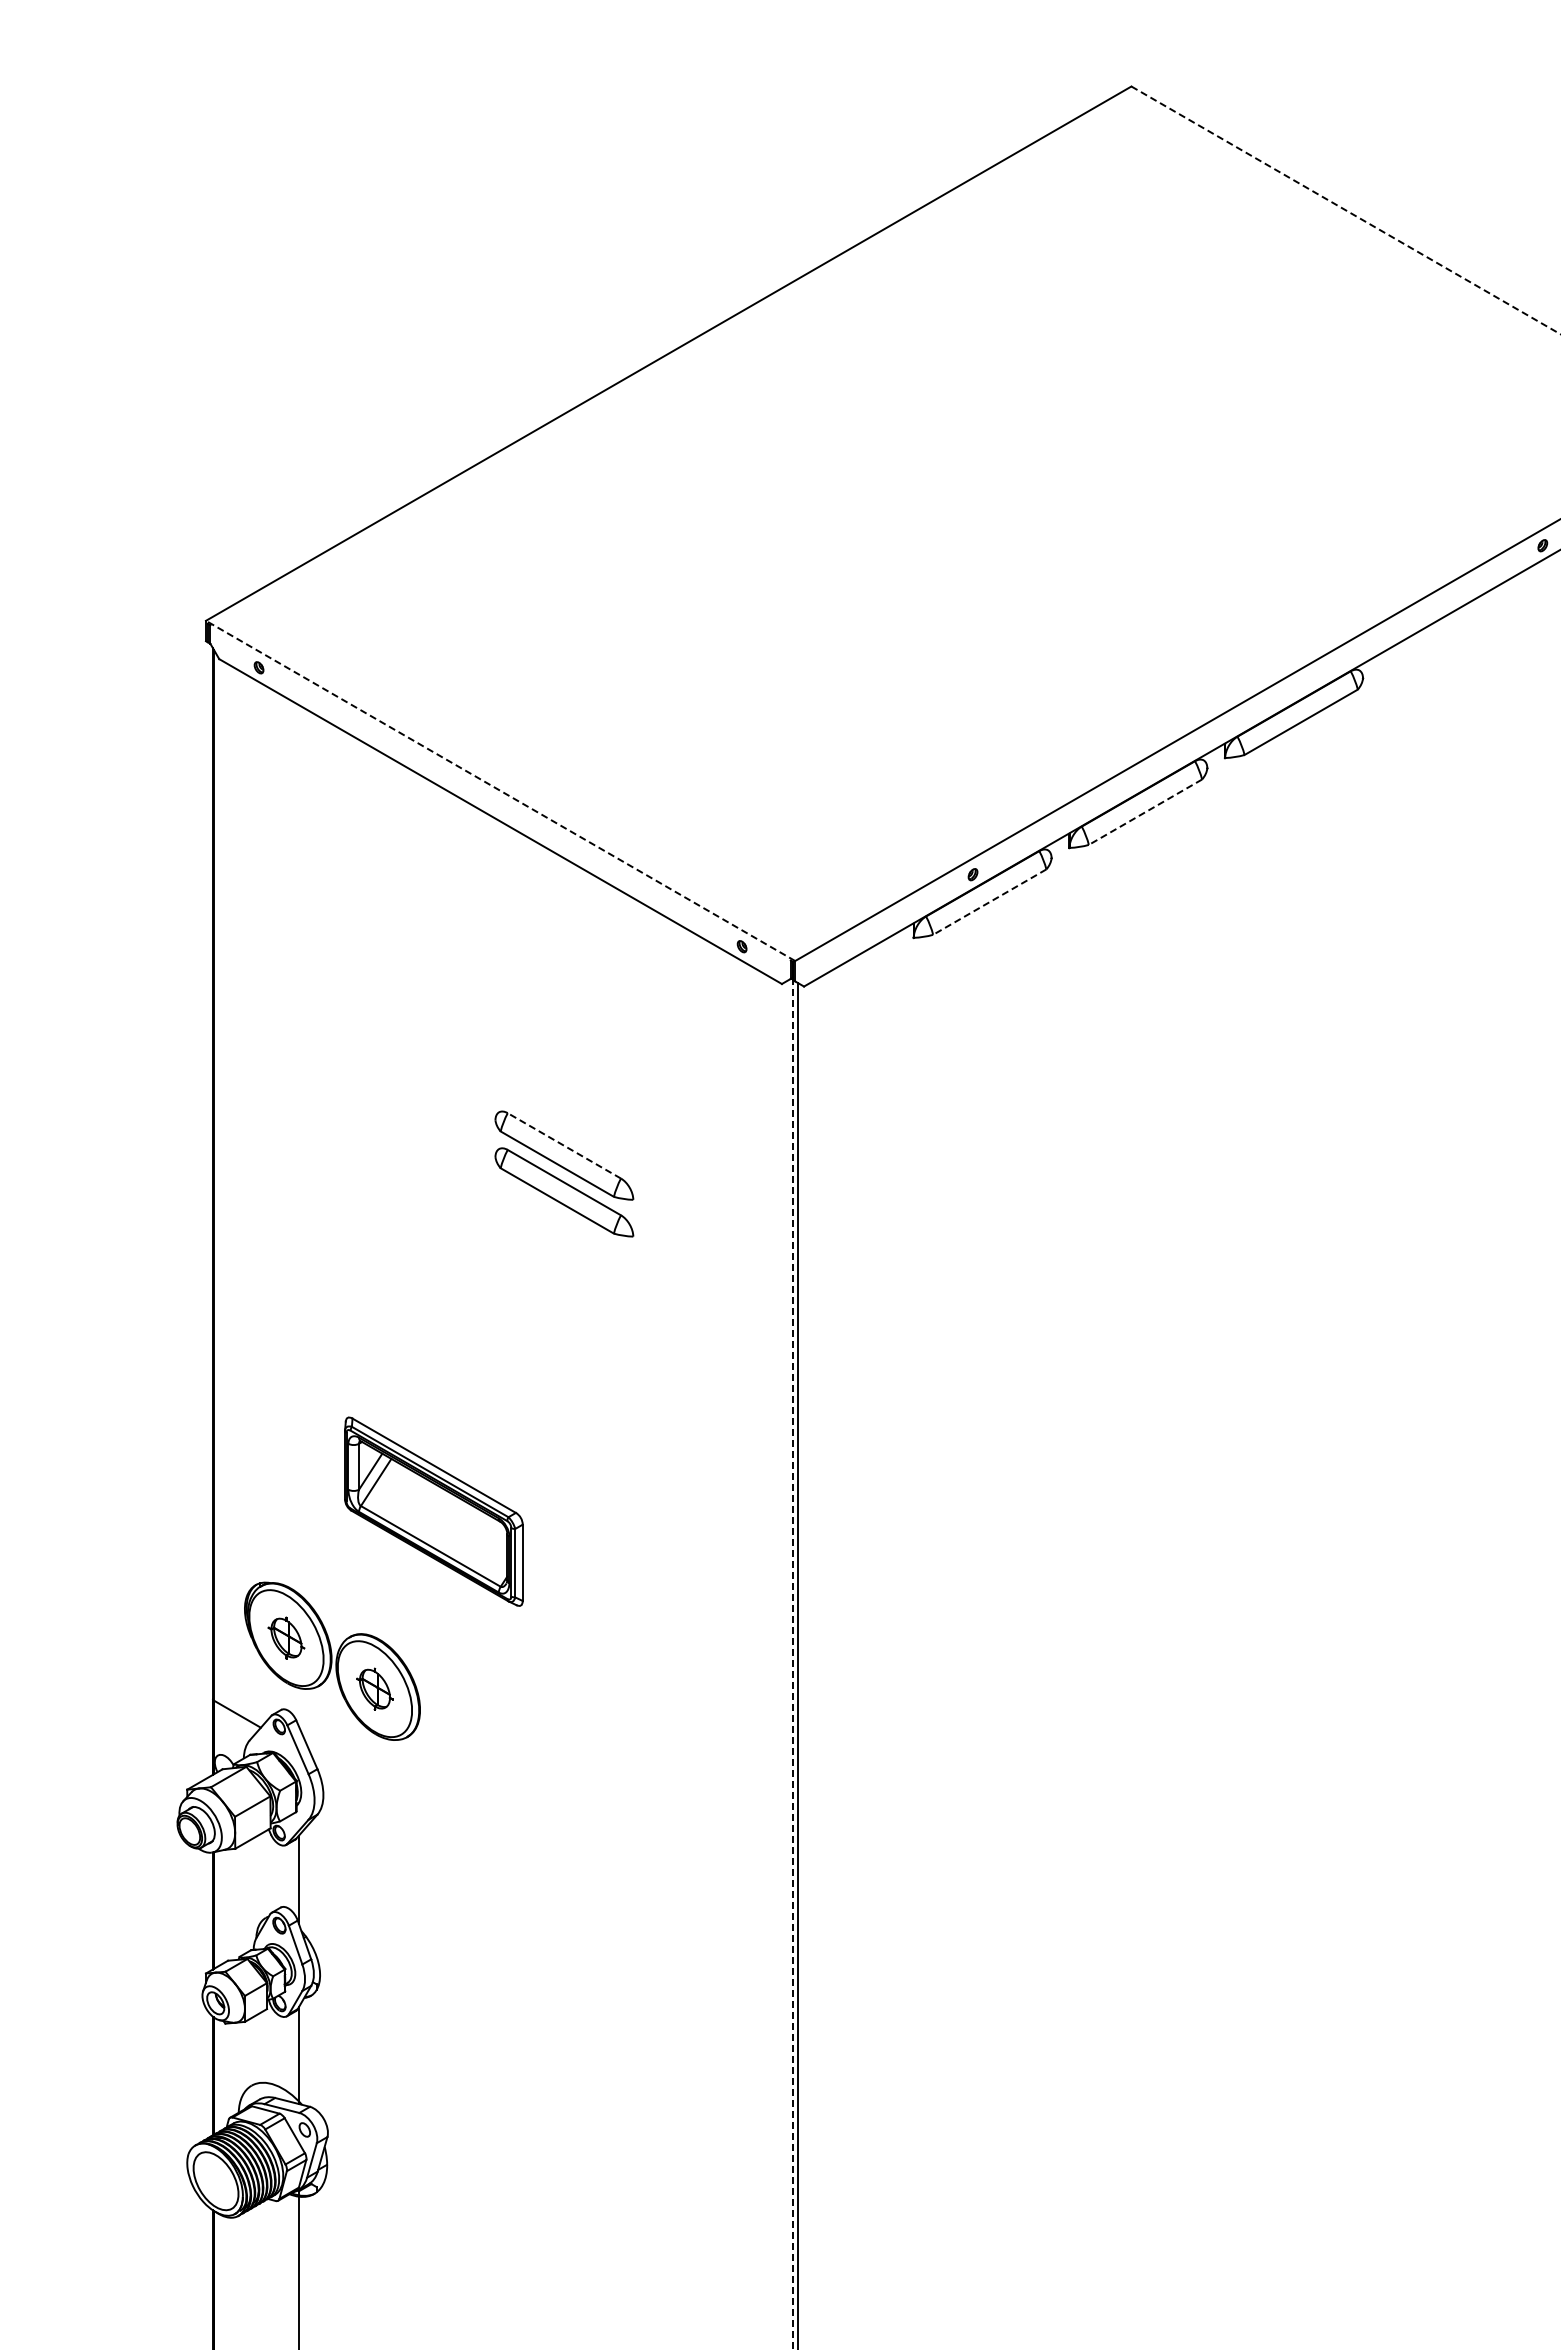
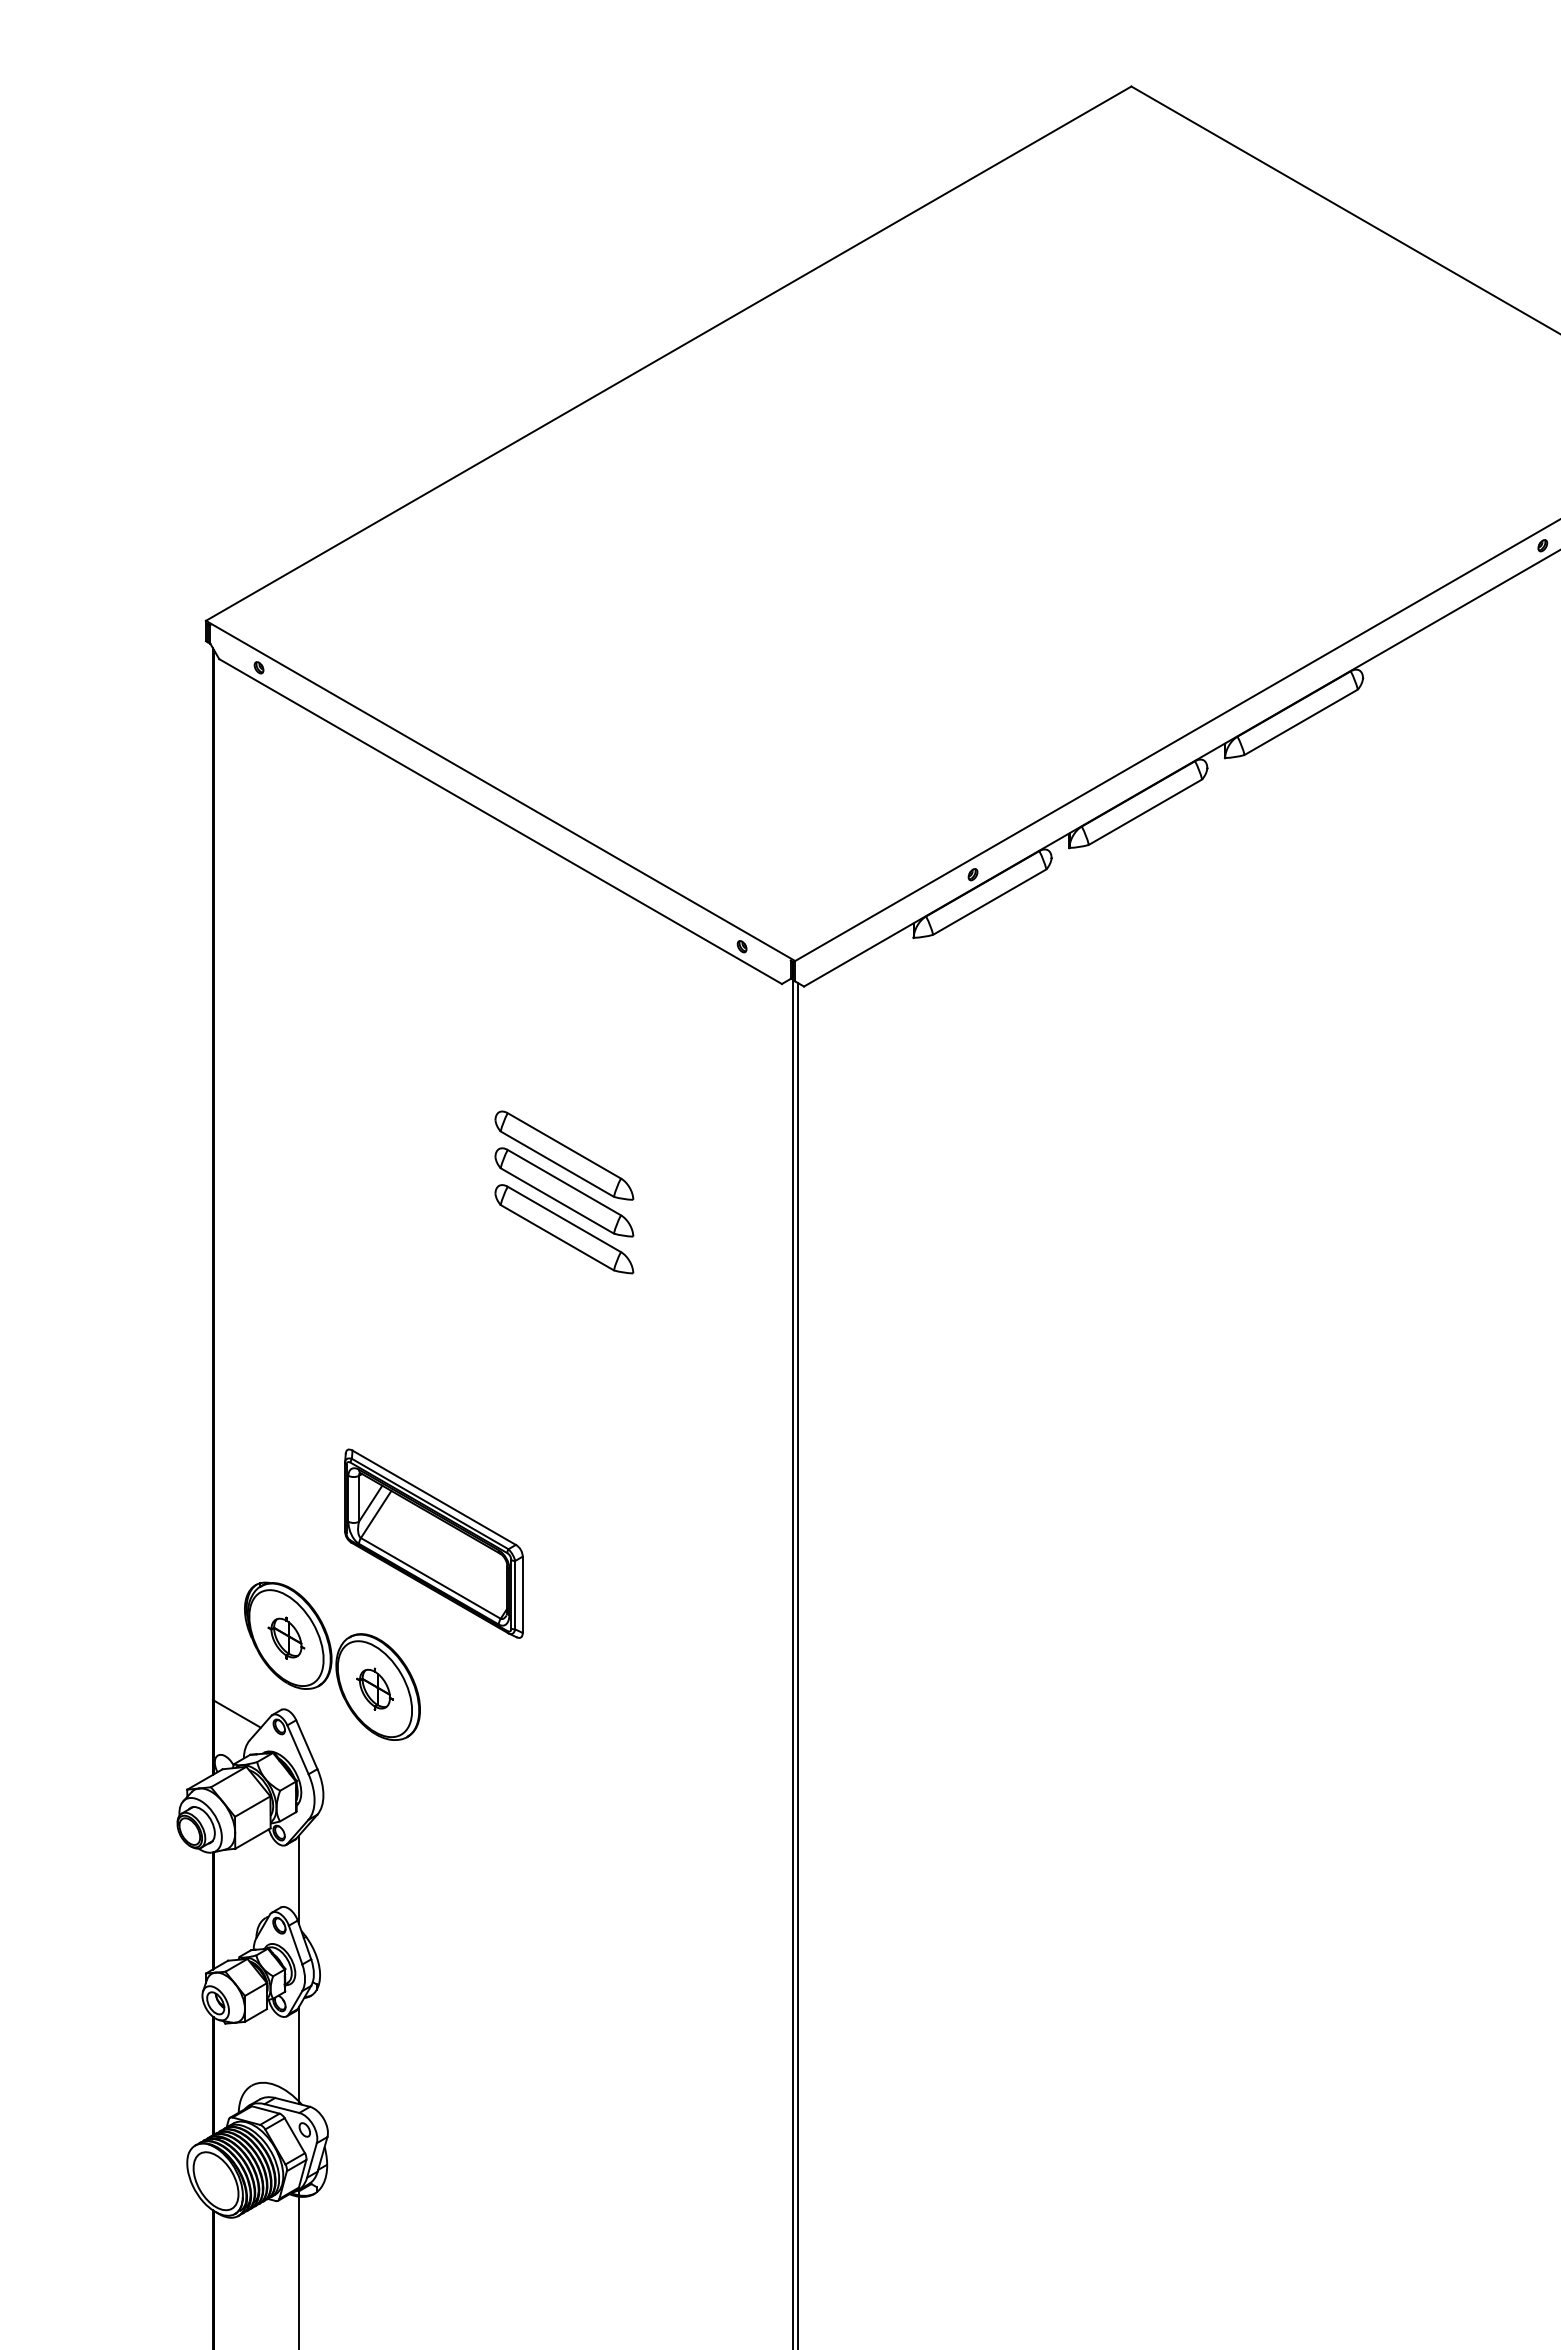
line: dashed -> solid (1346, 210)
line: dashed -> solid (500, 790)
line: dashed -> solid (1145, 812)
line: dashed -> solid (989, 902)
line: dashed -> solid (563, 1145)
part: none -> present (564, 1229)
part position: (433, 1511) -> (433, 1543) (433, 1543)
line: dashed -> solid (792, 1663)
